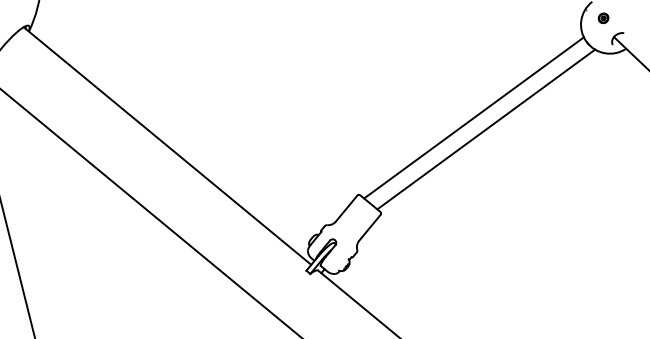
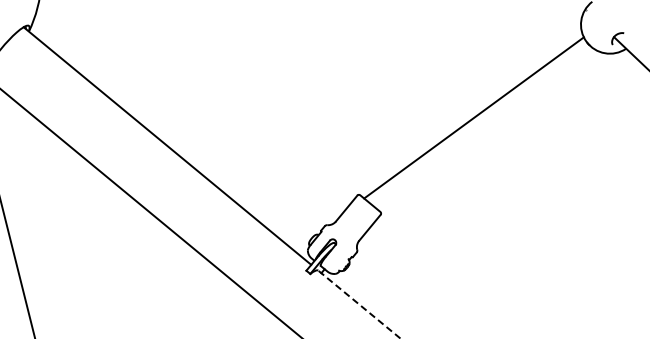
part: present -> none (603, 17)
line: present -> none (486, 129)
line: solid -> dashed (359, 304)
